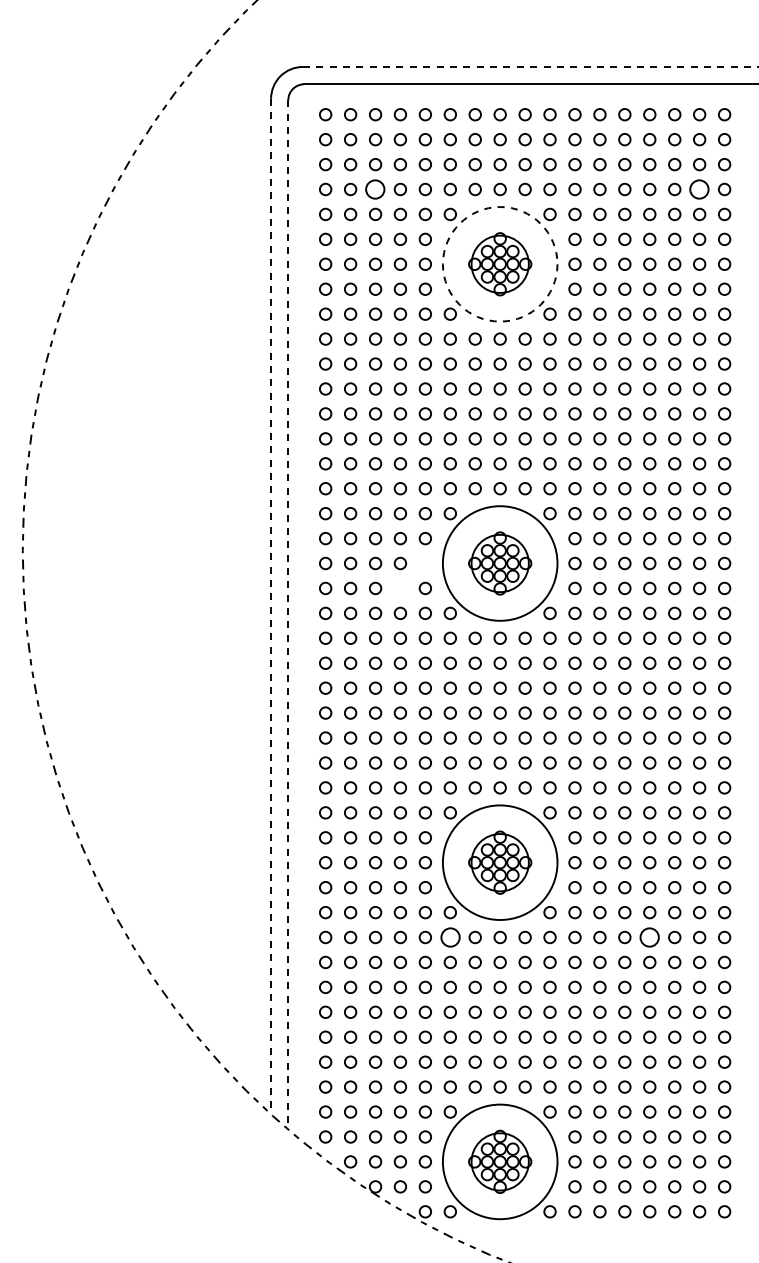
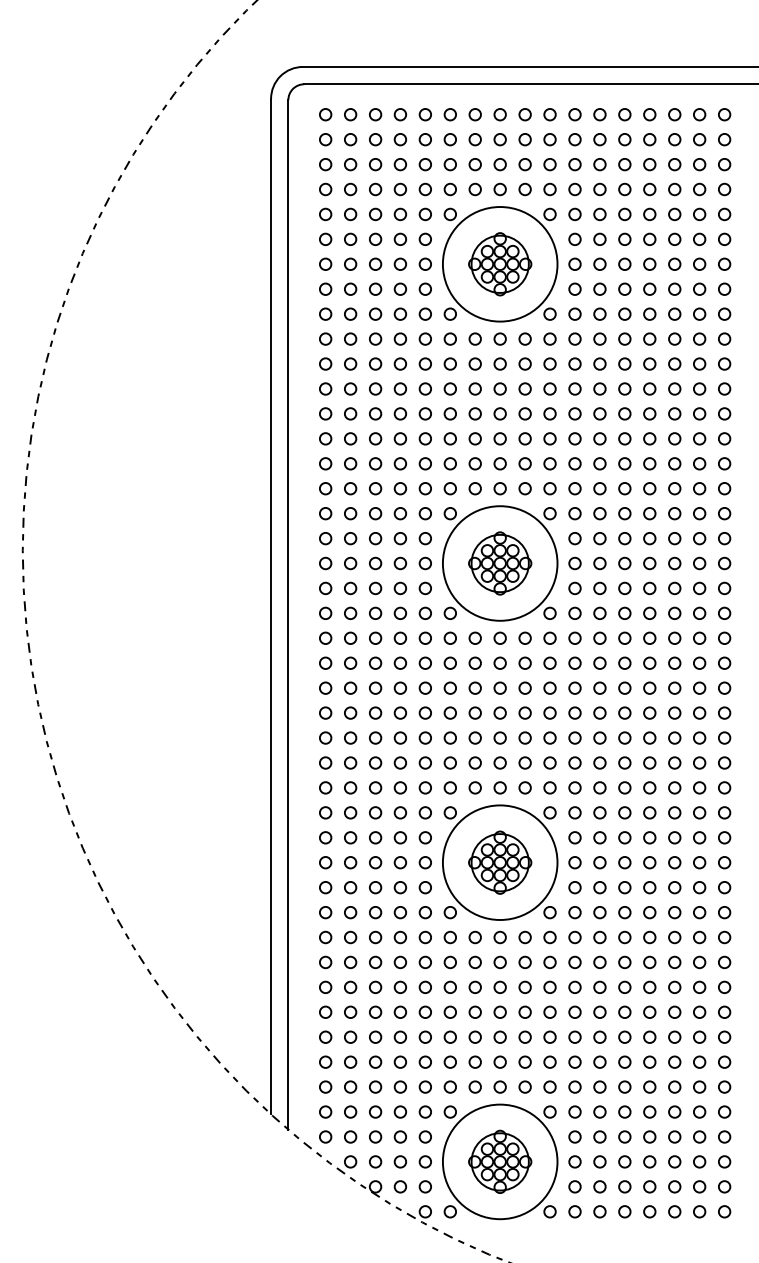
line: dashed -> solid (530, 66)
circle size: 21x21 px -> 14x15 px (375, 189)
circle size: 21x21 px -> 14x15 px (699, 189)
circle: dashed -> solid (499, 264)
circle: none -> present (424, 563)
circle: none -> present (399, 588)
line: dashed -> solid (271, 606)
line: dashed -> solid (288, 615)
circle size: 21x21 px -> 14x15 px (449, 937)
circle size: 21x21 px -> 14x15 px (649, 937)
